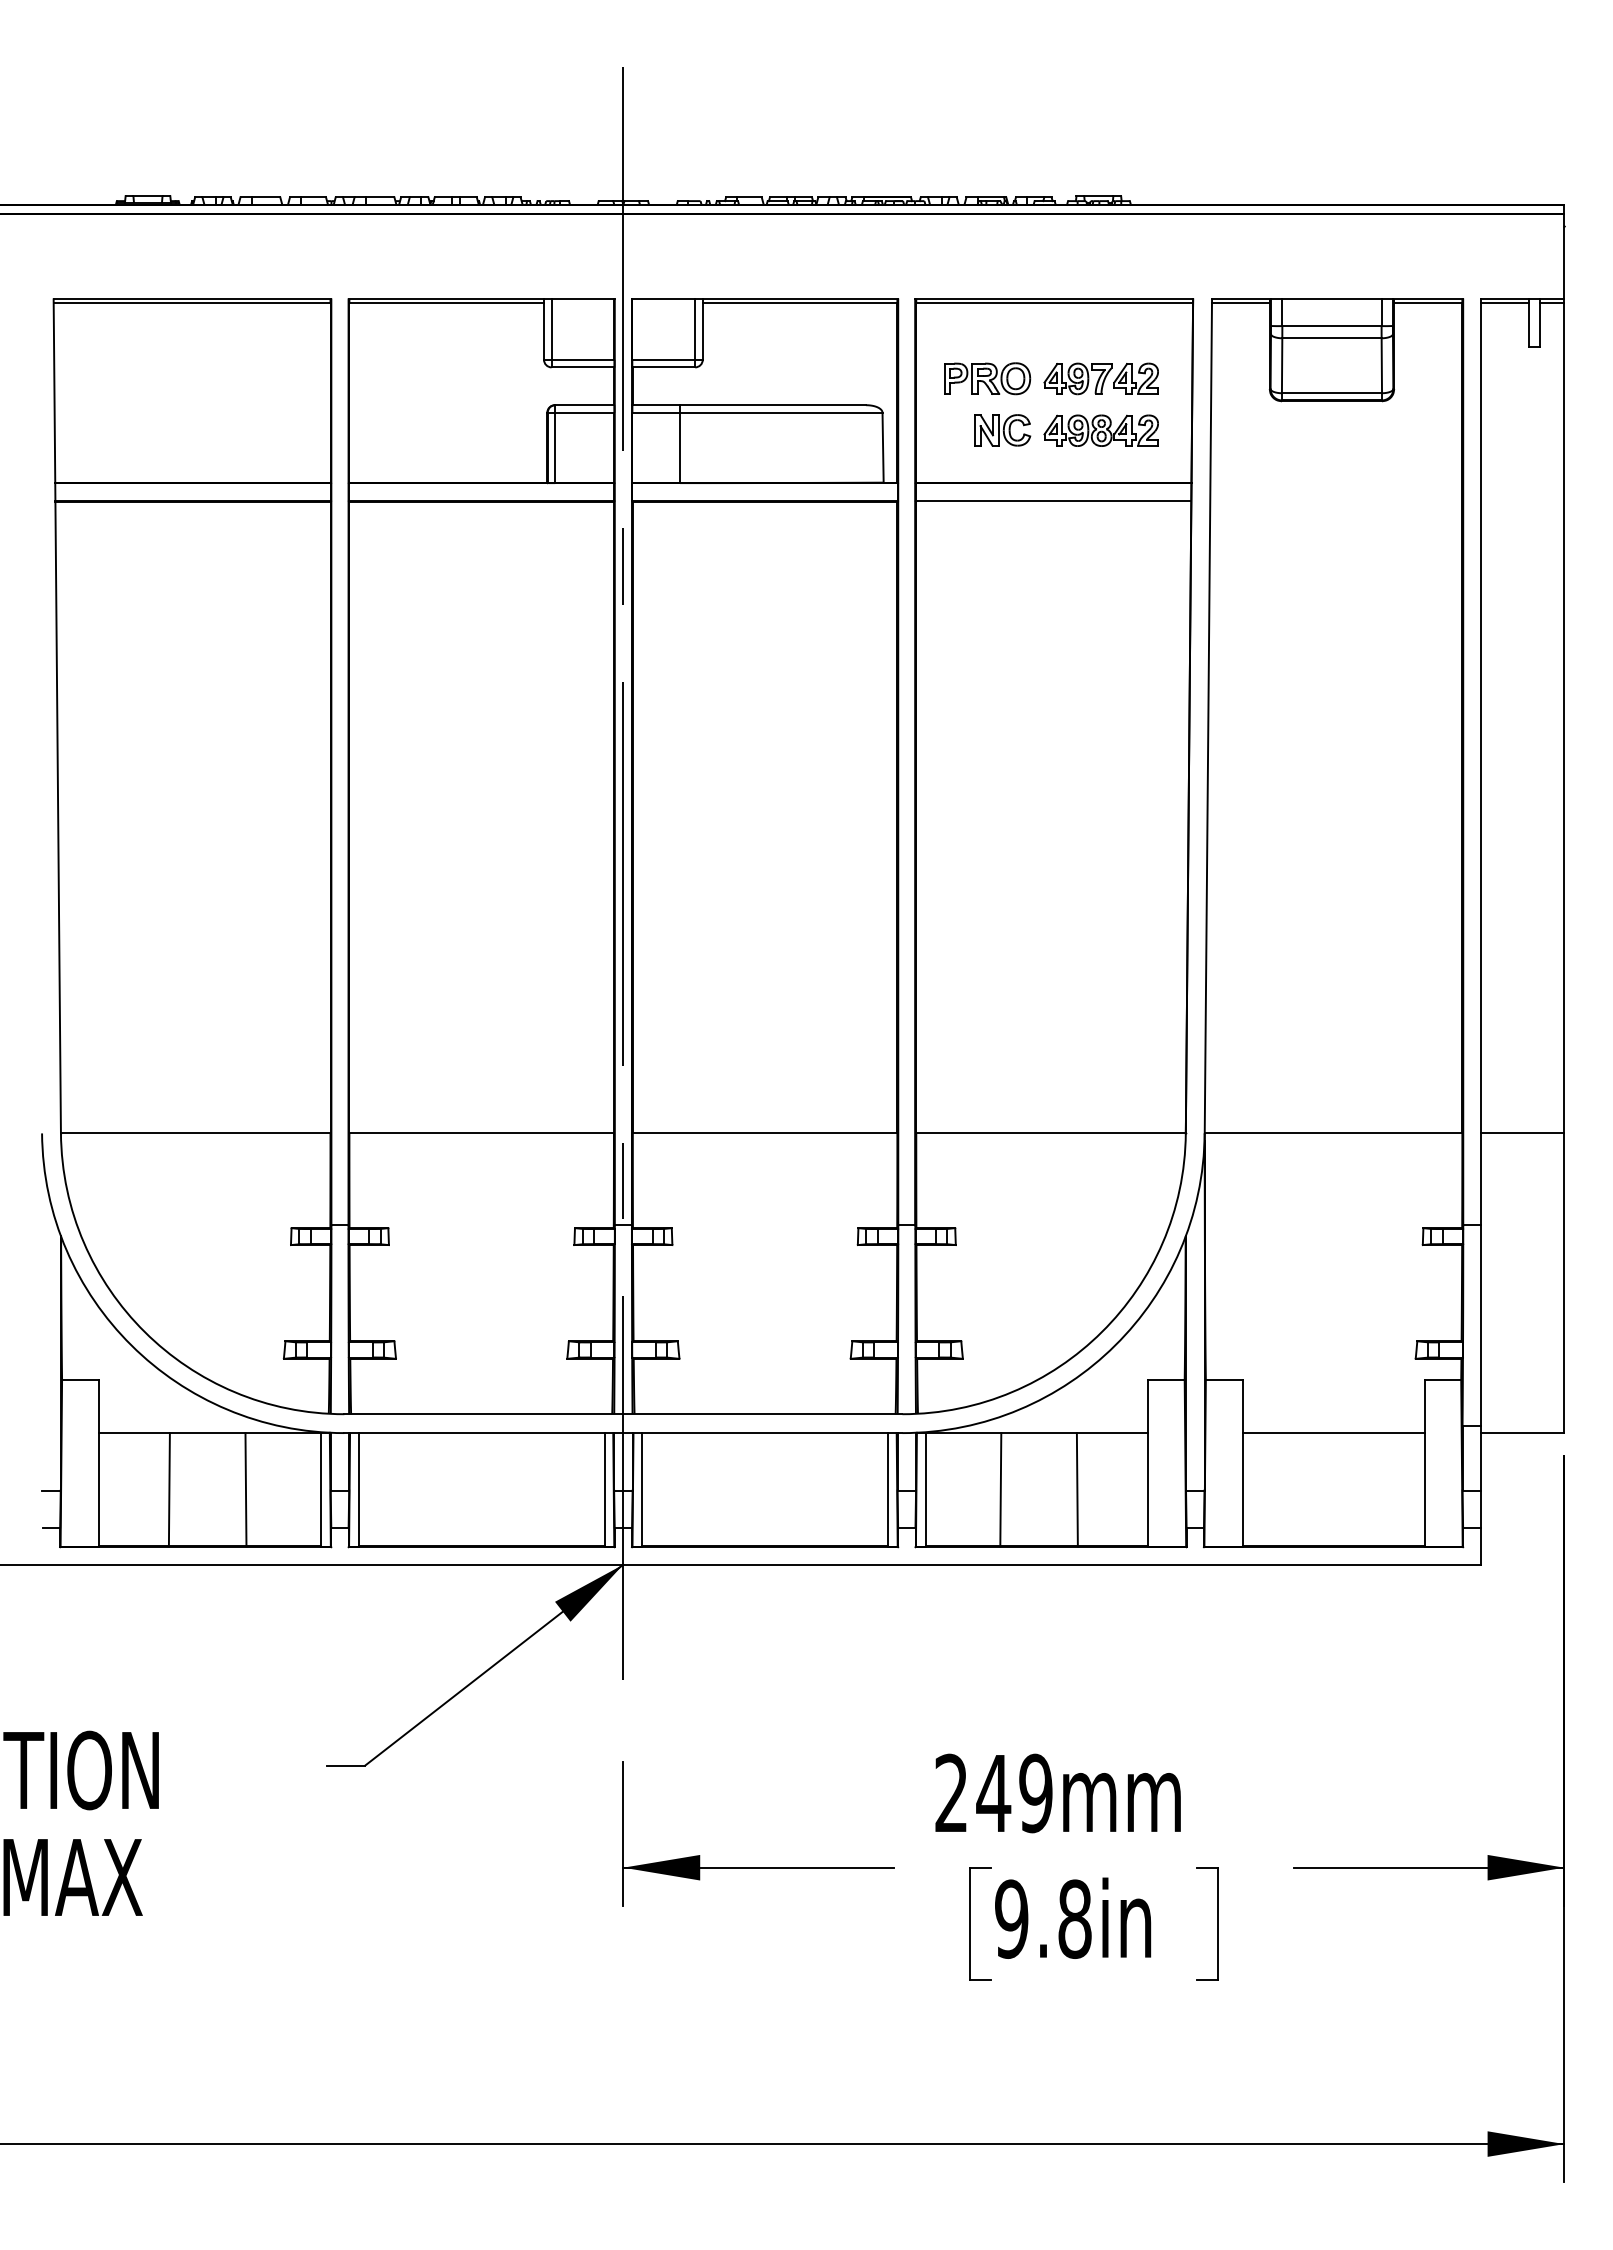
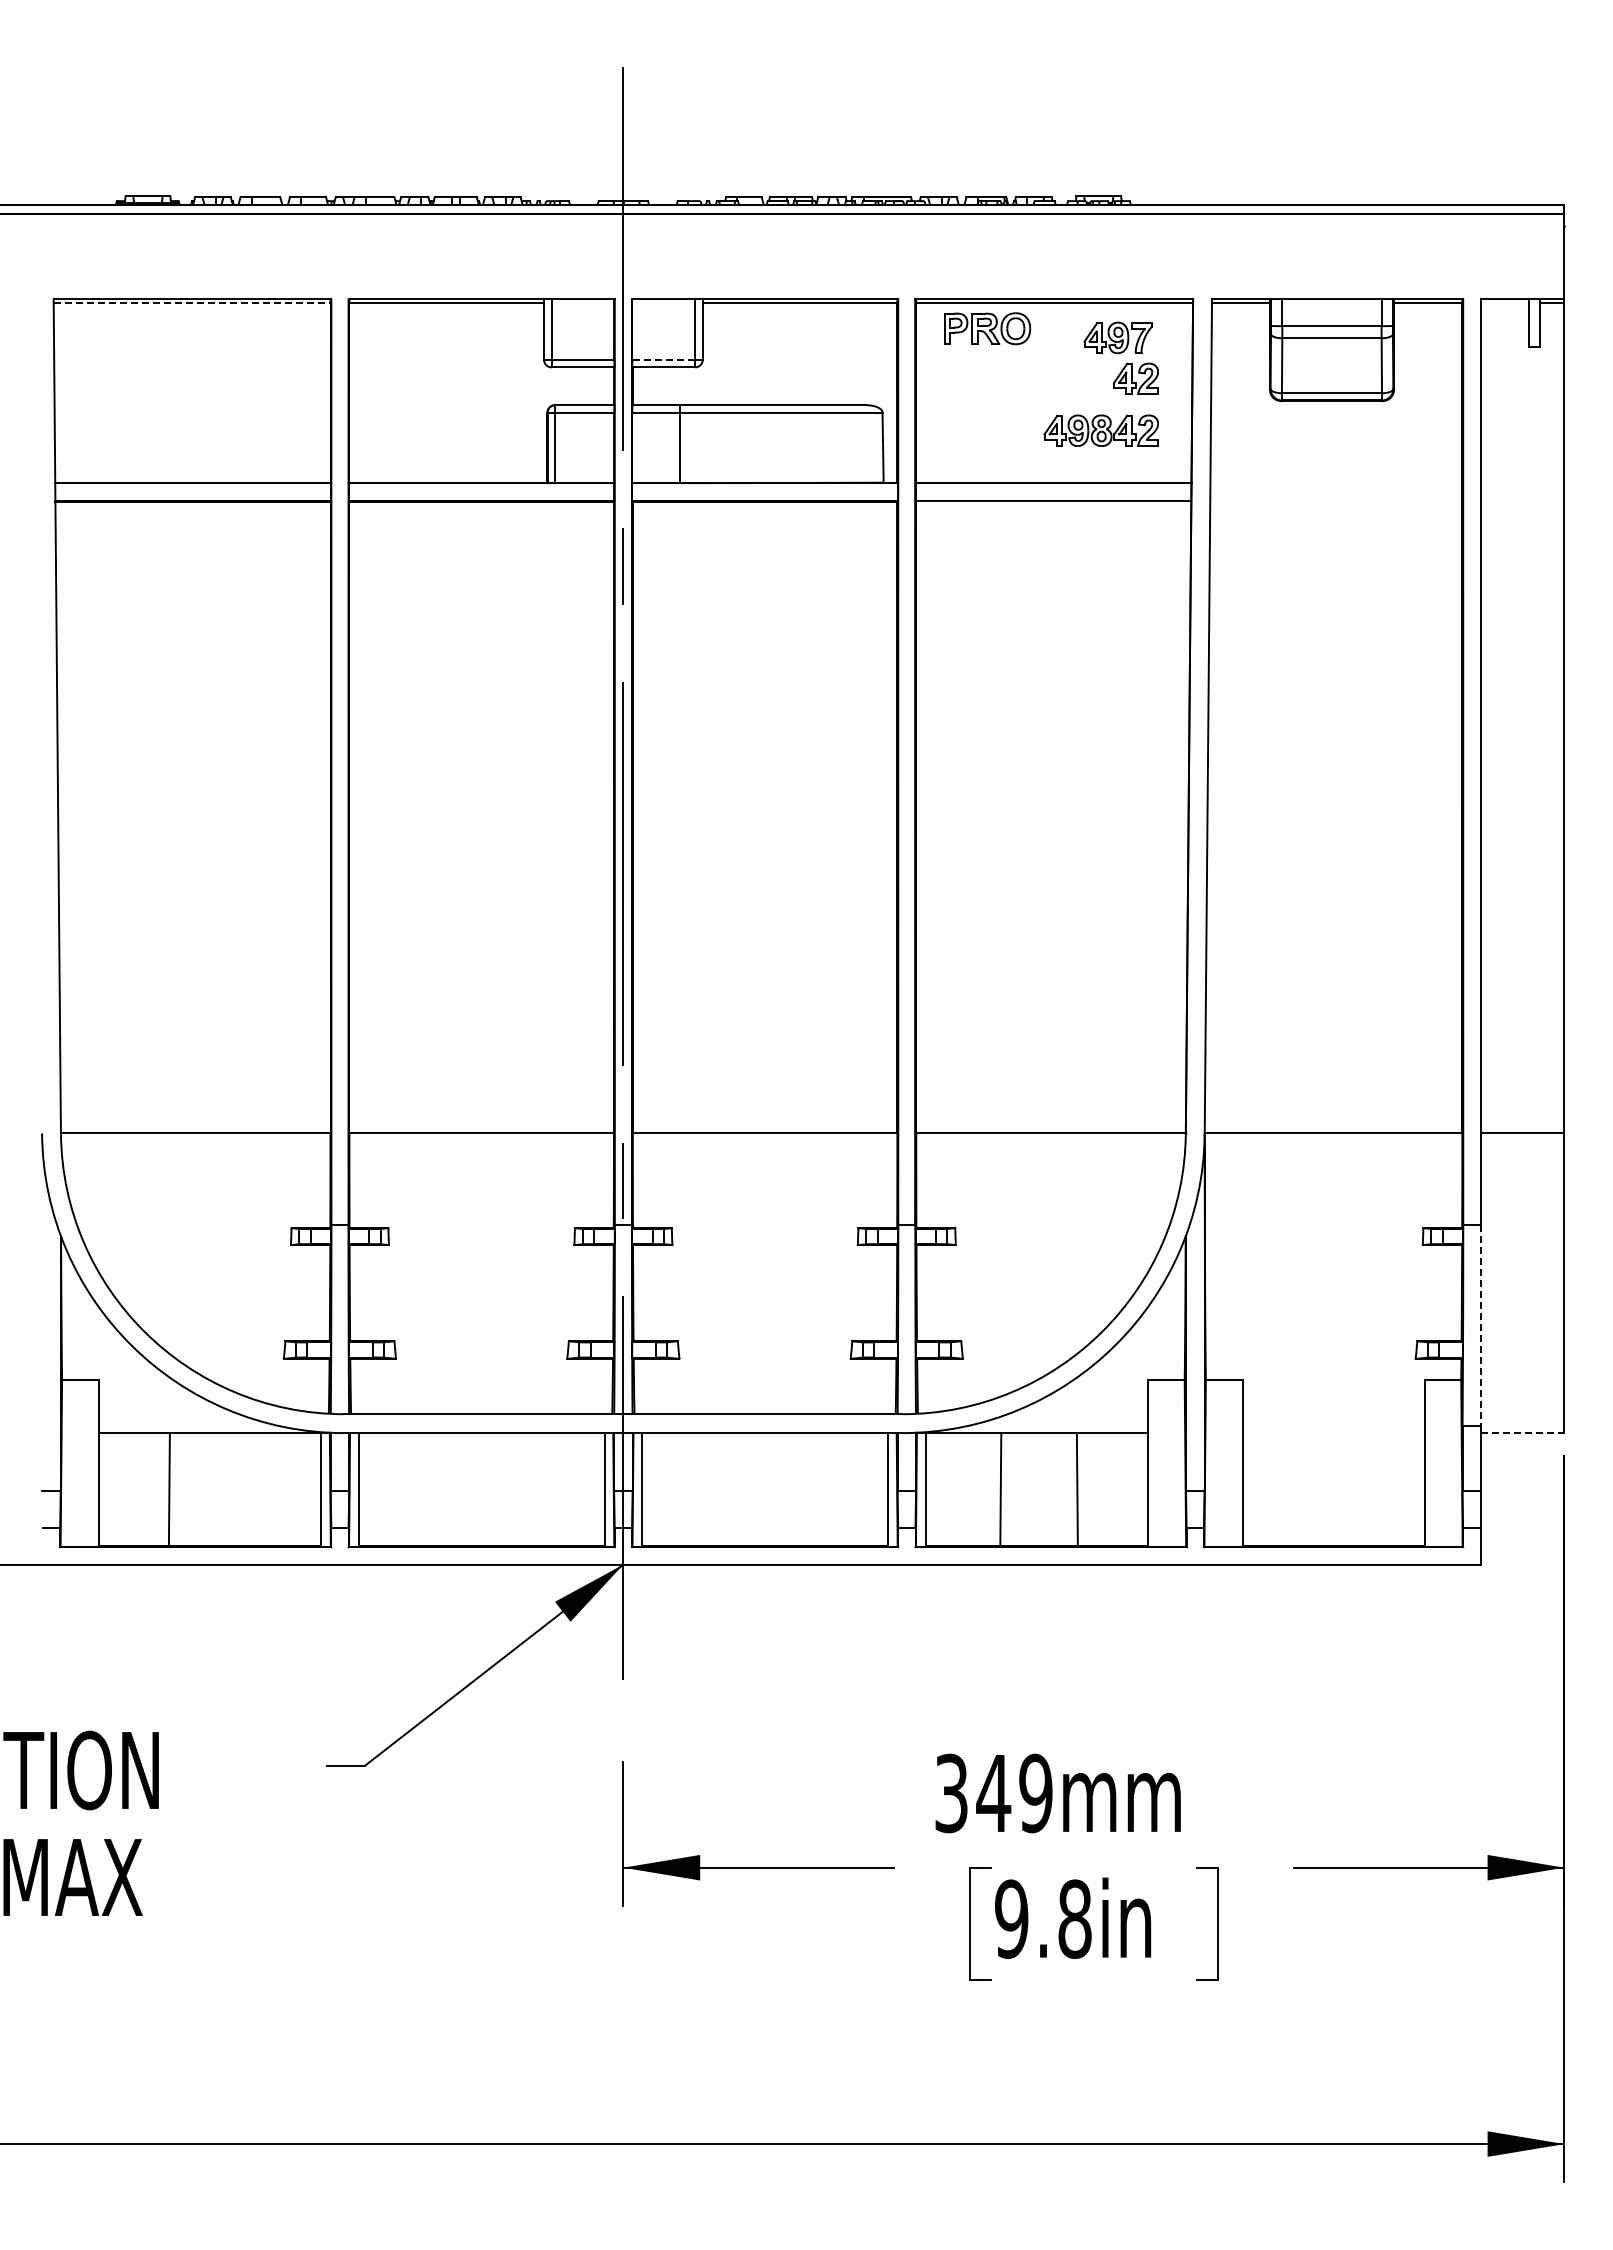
line: solid -> dashed (192, 303)
line: present -> none (1504, 303)
line: solid -> dashed (663, 359)
part position: (987, 378) -> (987, 328) (987, 328)
part position: (1077, 378) -> (1117, 337) (1117, 337)
part: present -> none (1002, 430)
line: solid -> dashed (1481, 1326)
line: present -> none (1333, 1433)
line: solid -> dashed (1522, 1433)
line: present -> none (245, 1489)
text: 249mm -> 349mm (951, 1793)
